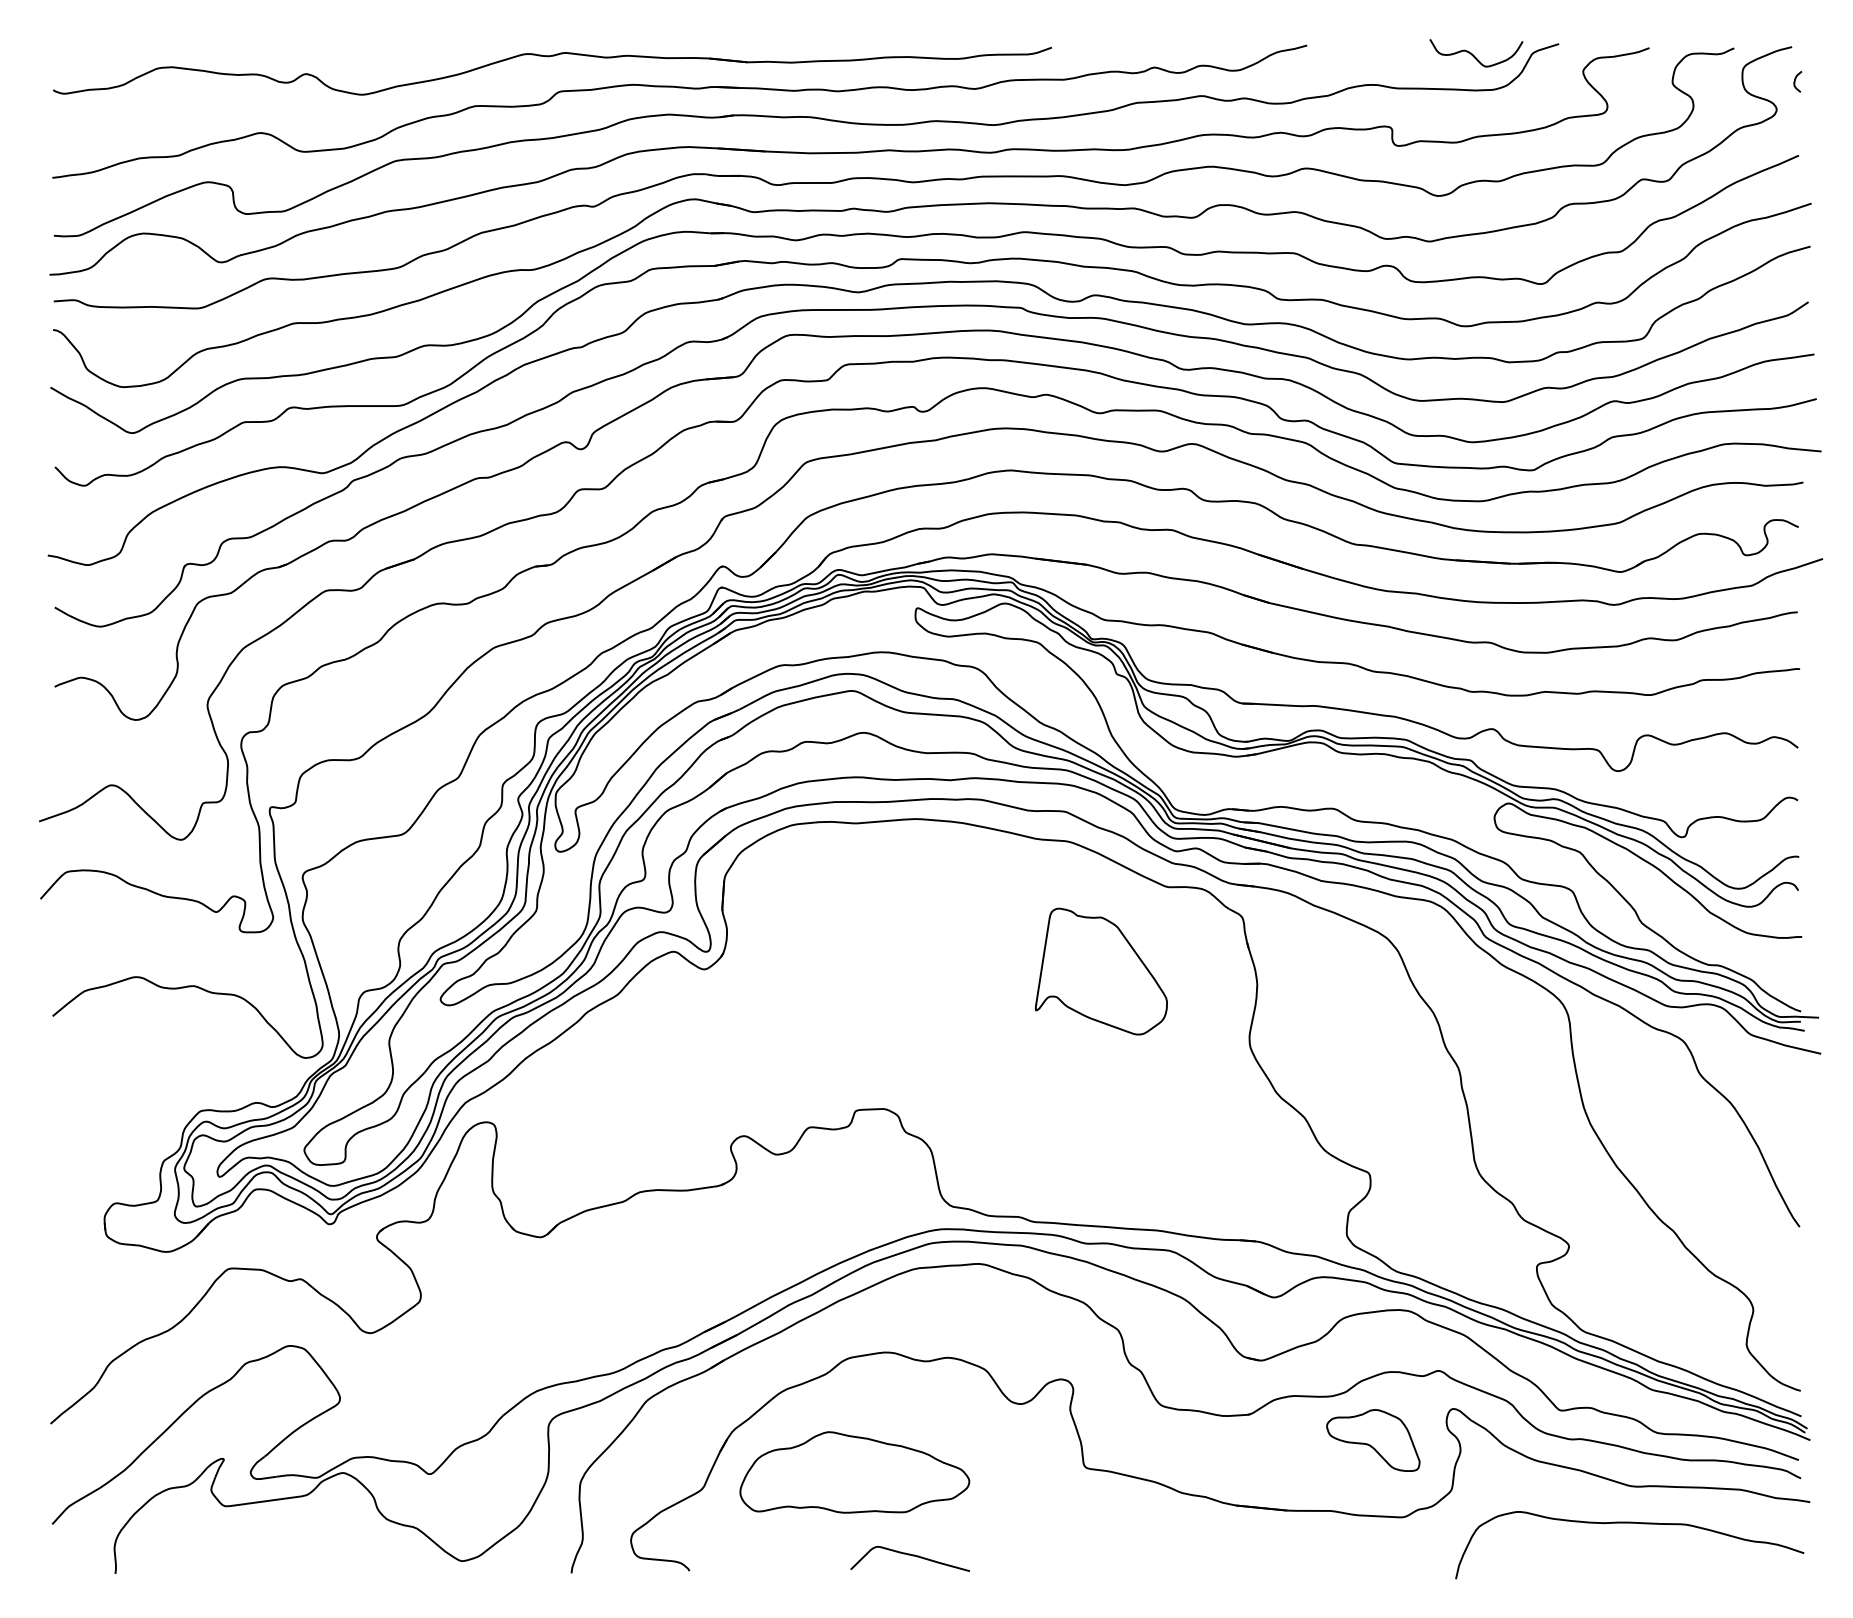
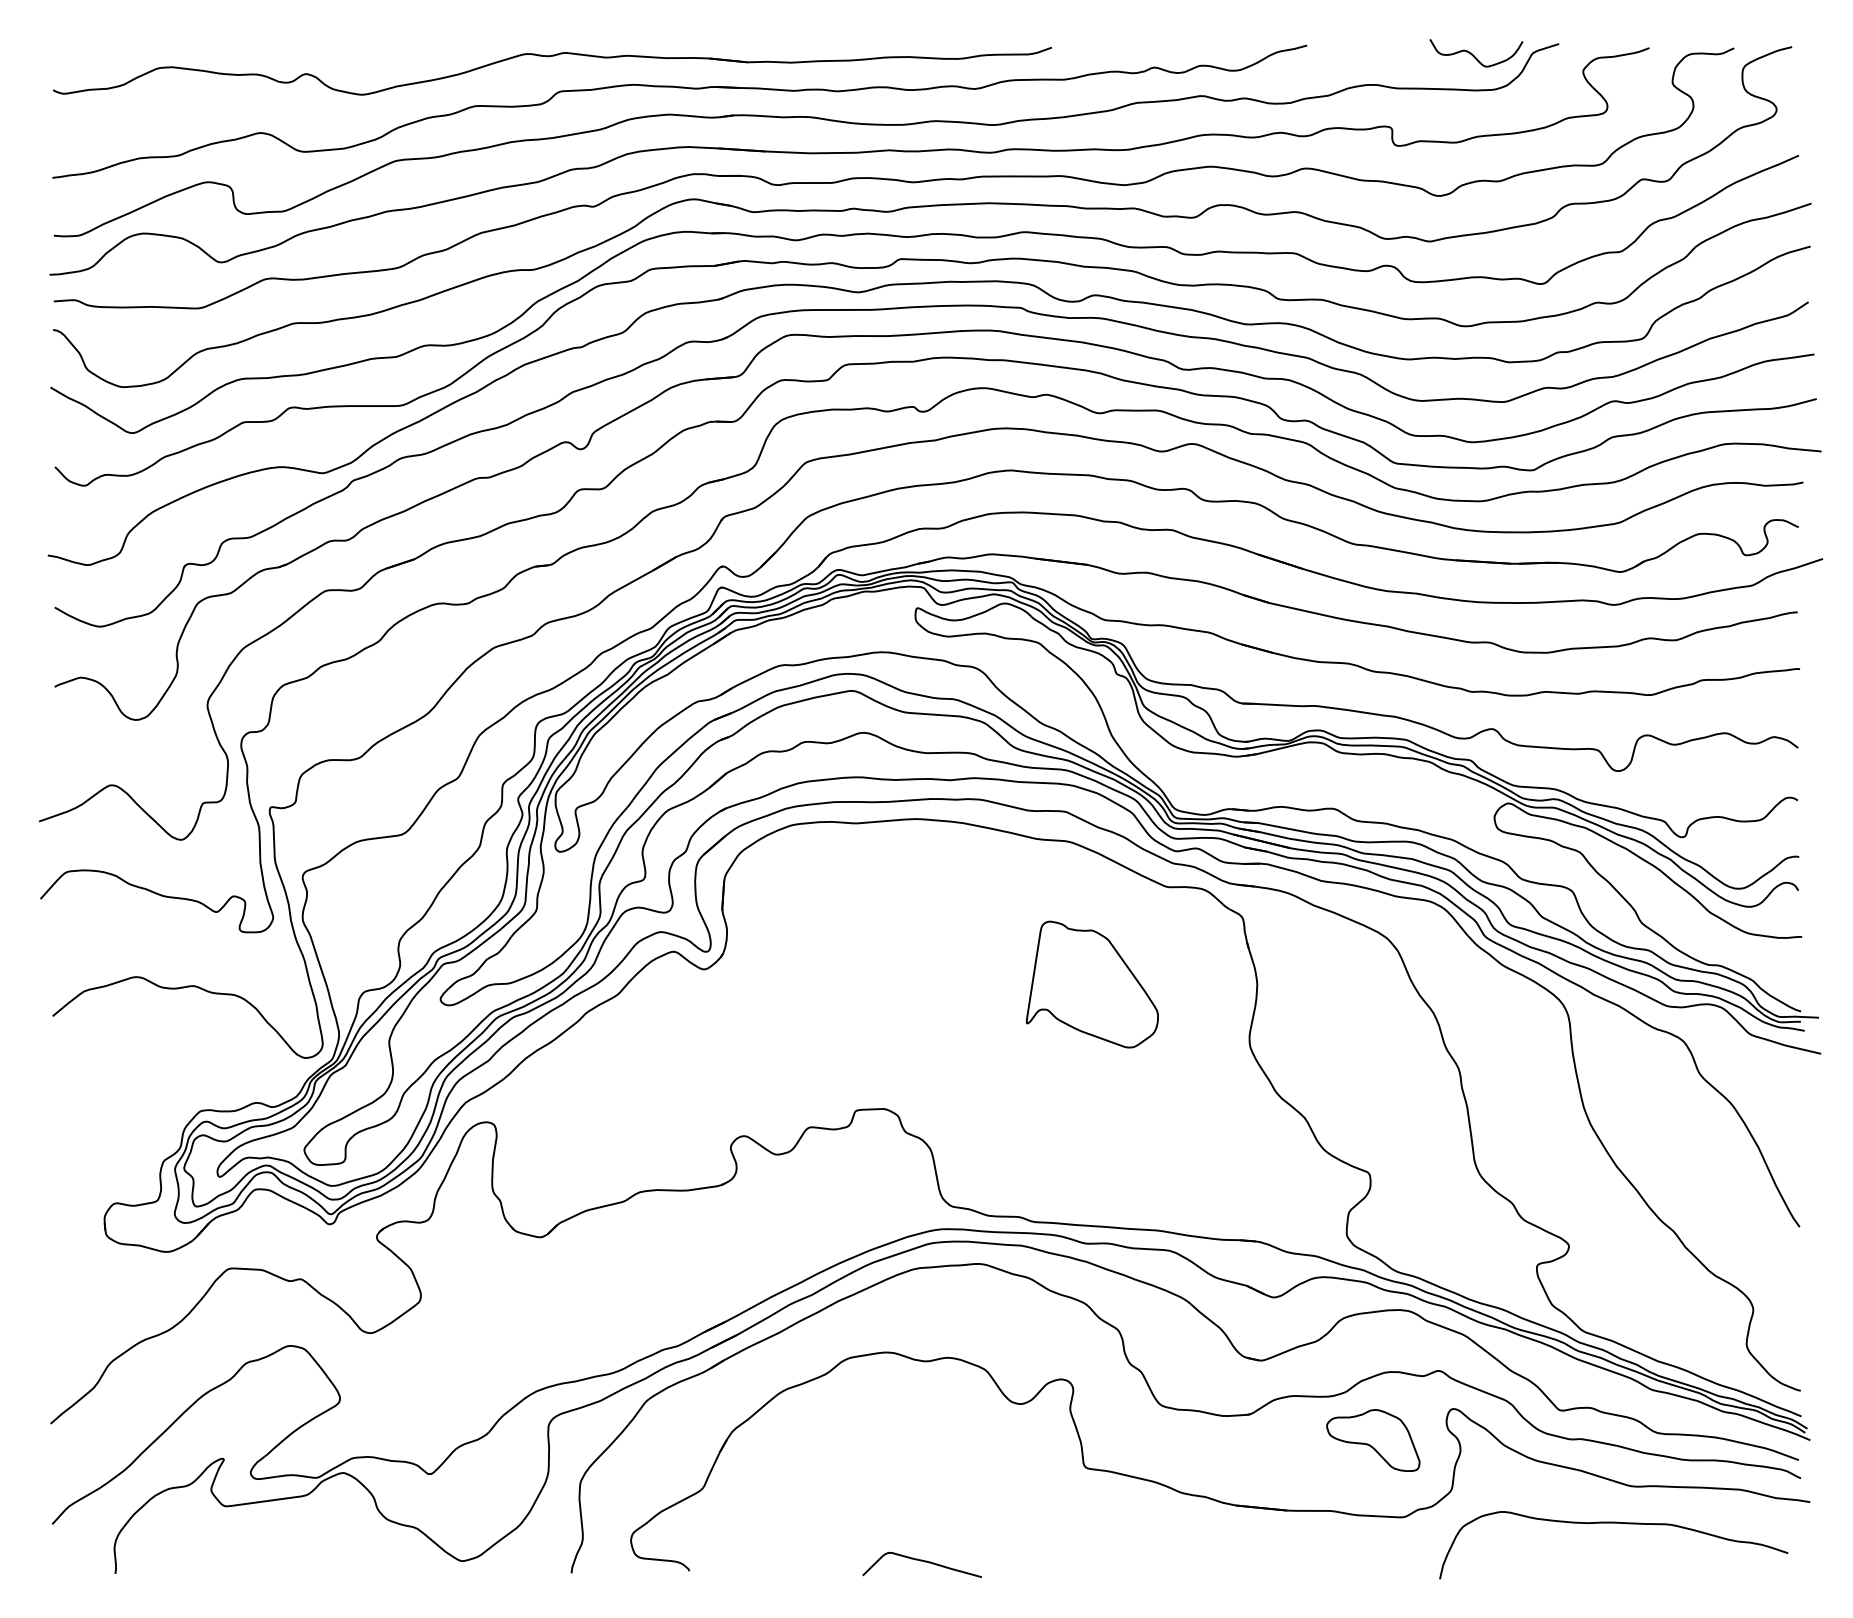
curve: present -> none (1795, 81)
part position: (1100, 971) -> (1091, 984) (1091, 984)
part: present -> none (854, 1472)
curve position: (1629, 1523) -> (1613, 1523) (1613, 1523)
curve position: (909, 1555) -> (921, 1561) (921, 1561)
